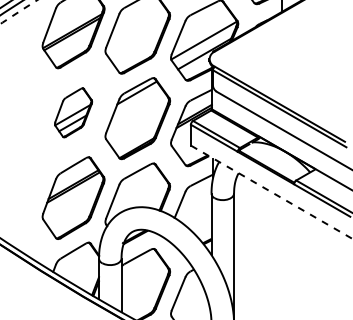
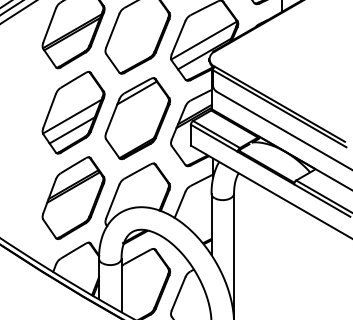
arc: dashed -> solid (18, 12)
part size: 40x52 px -> 65x84 px (73, 112)
line: dashed -> solid (271, 192)
